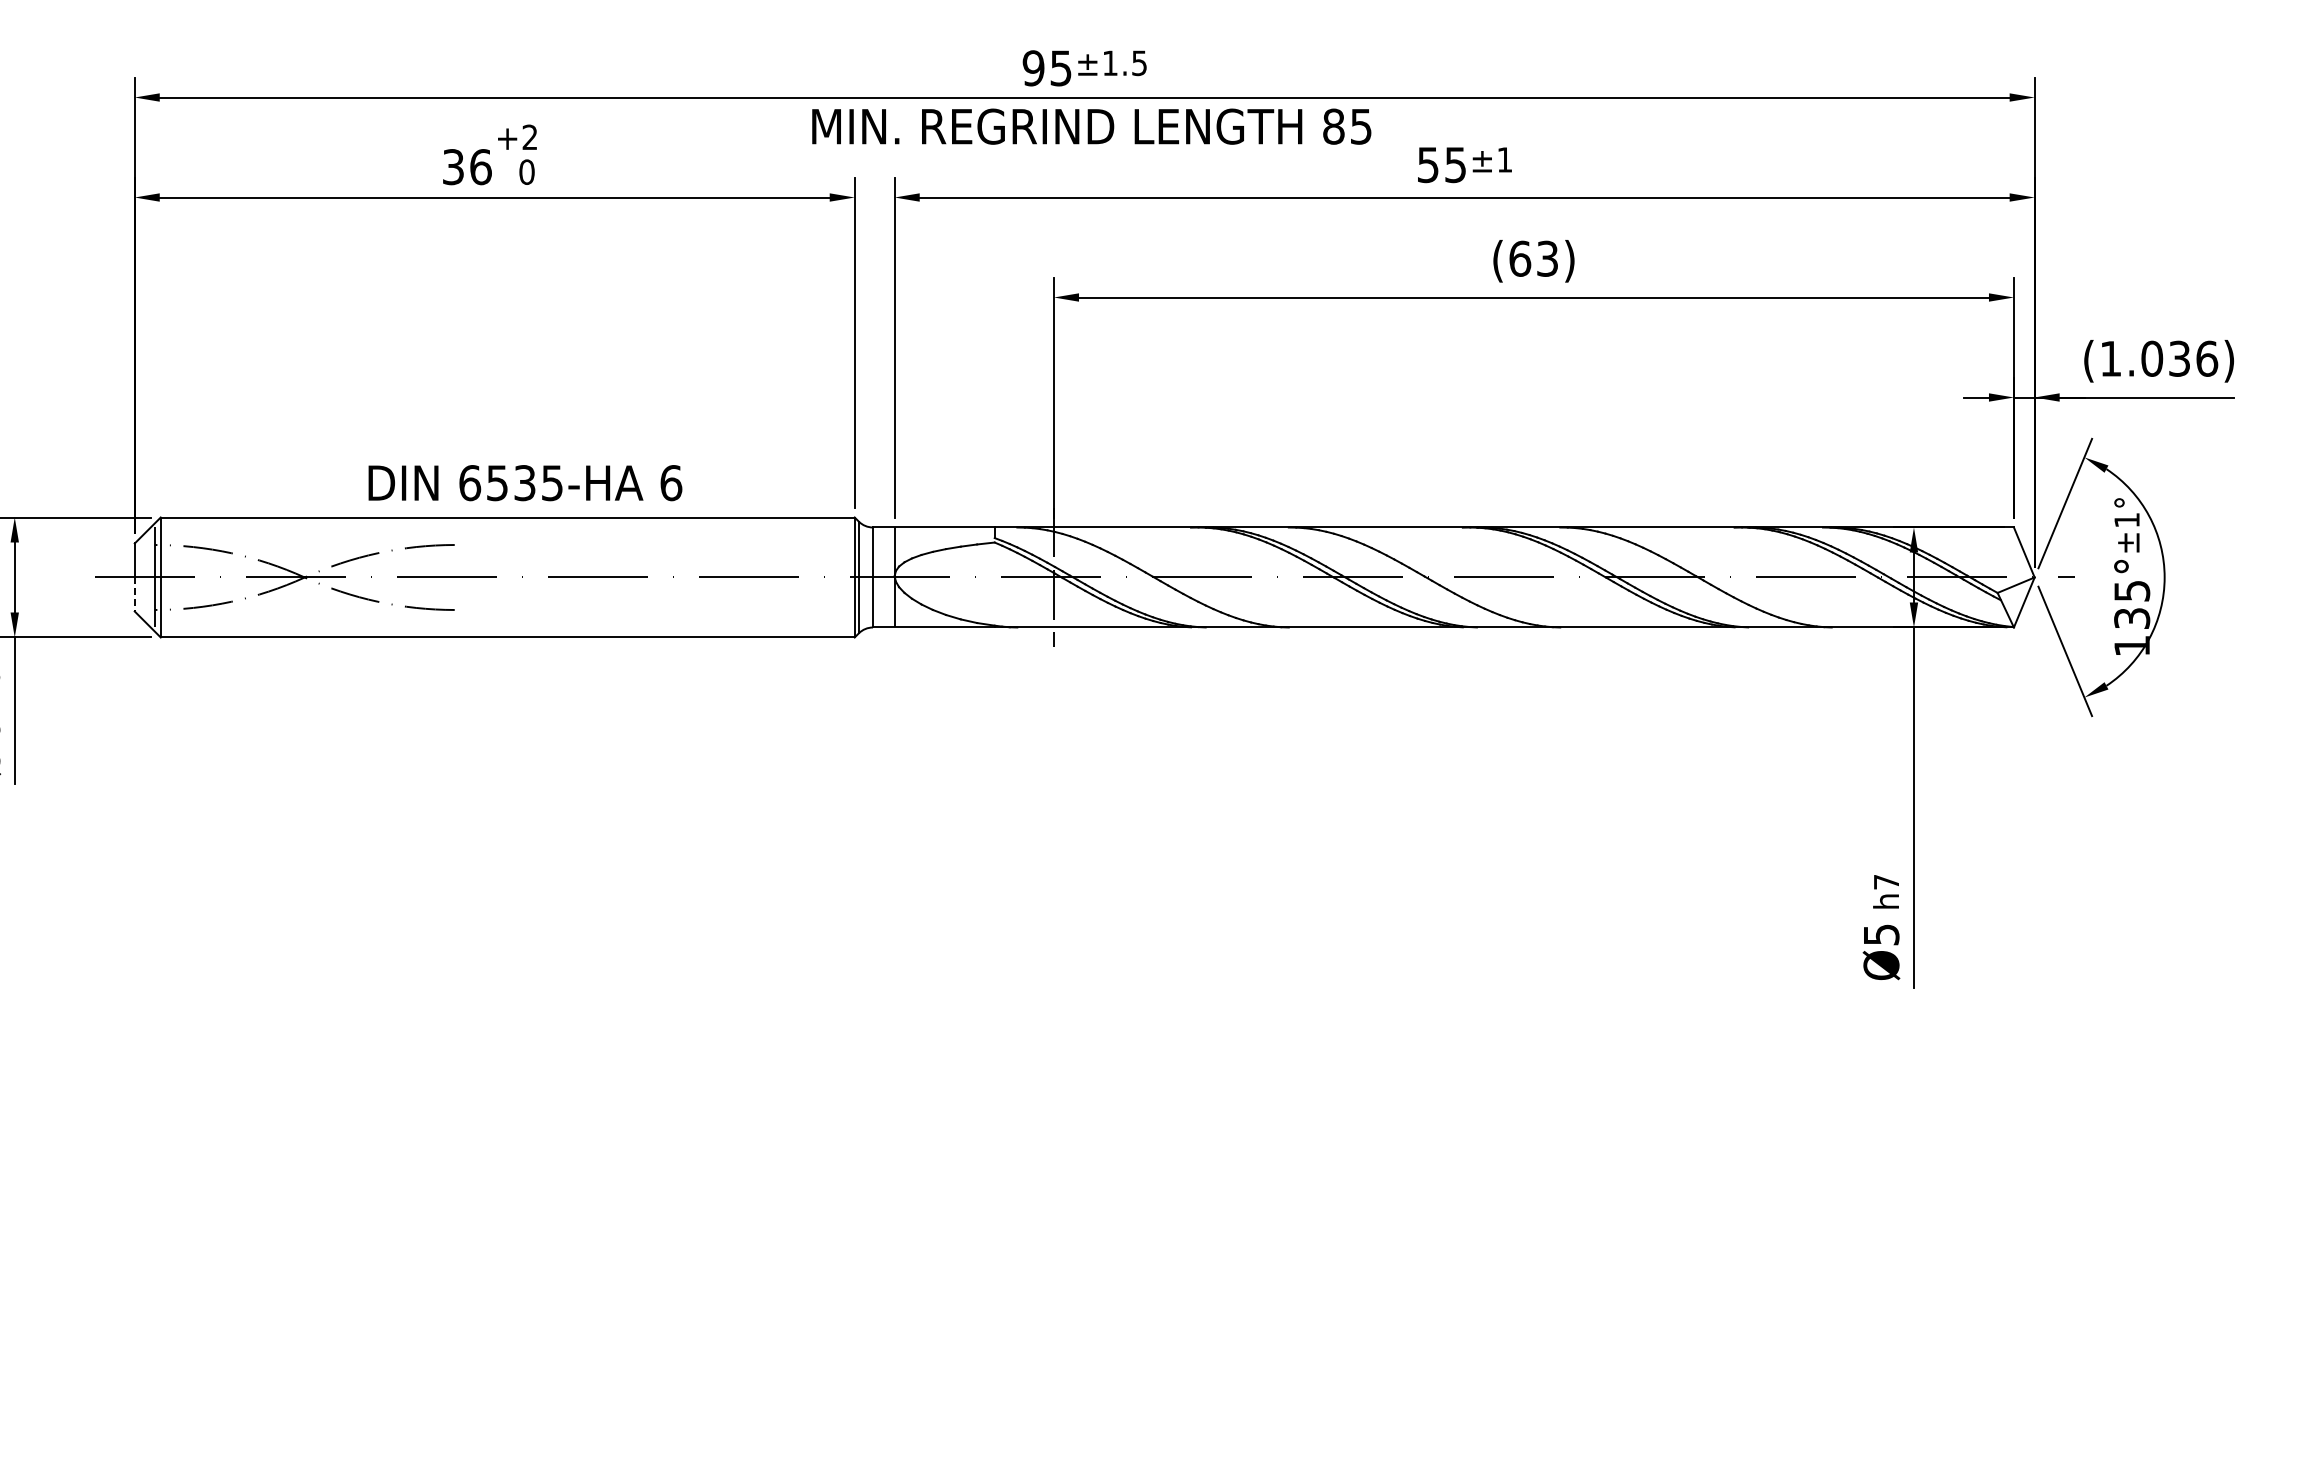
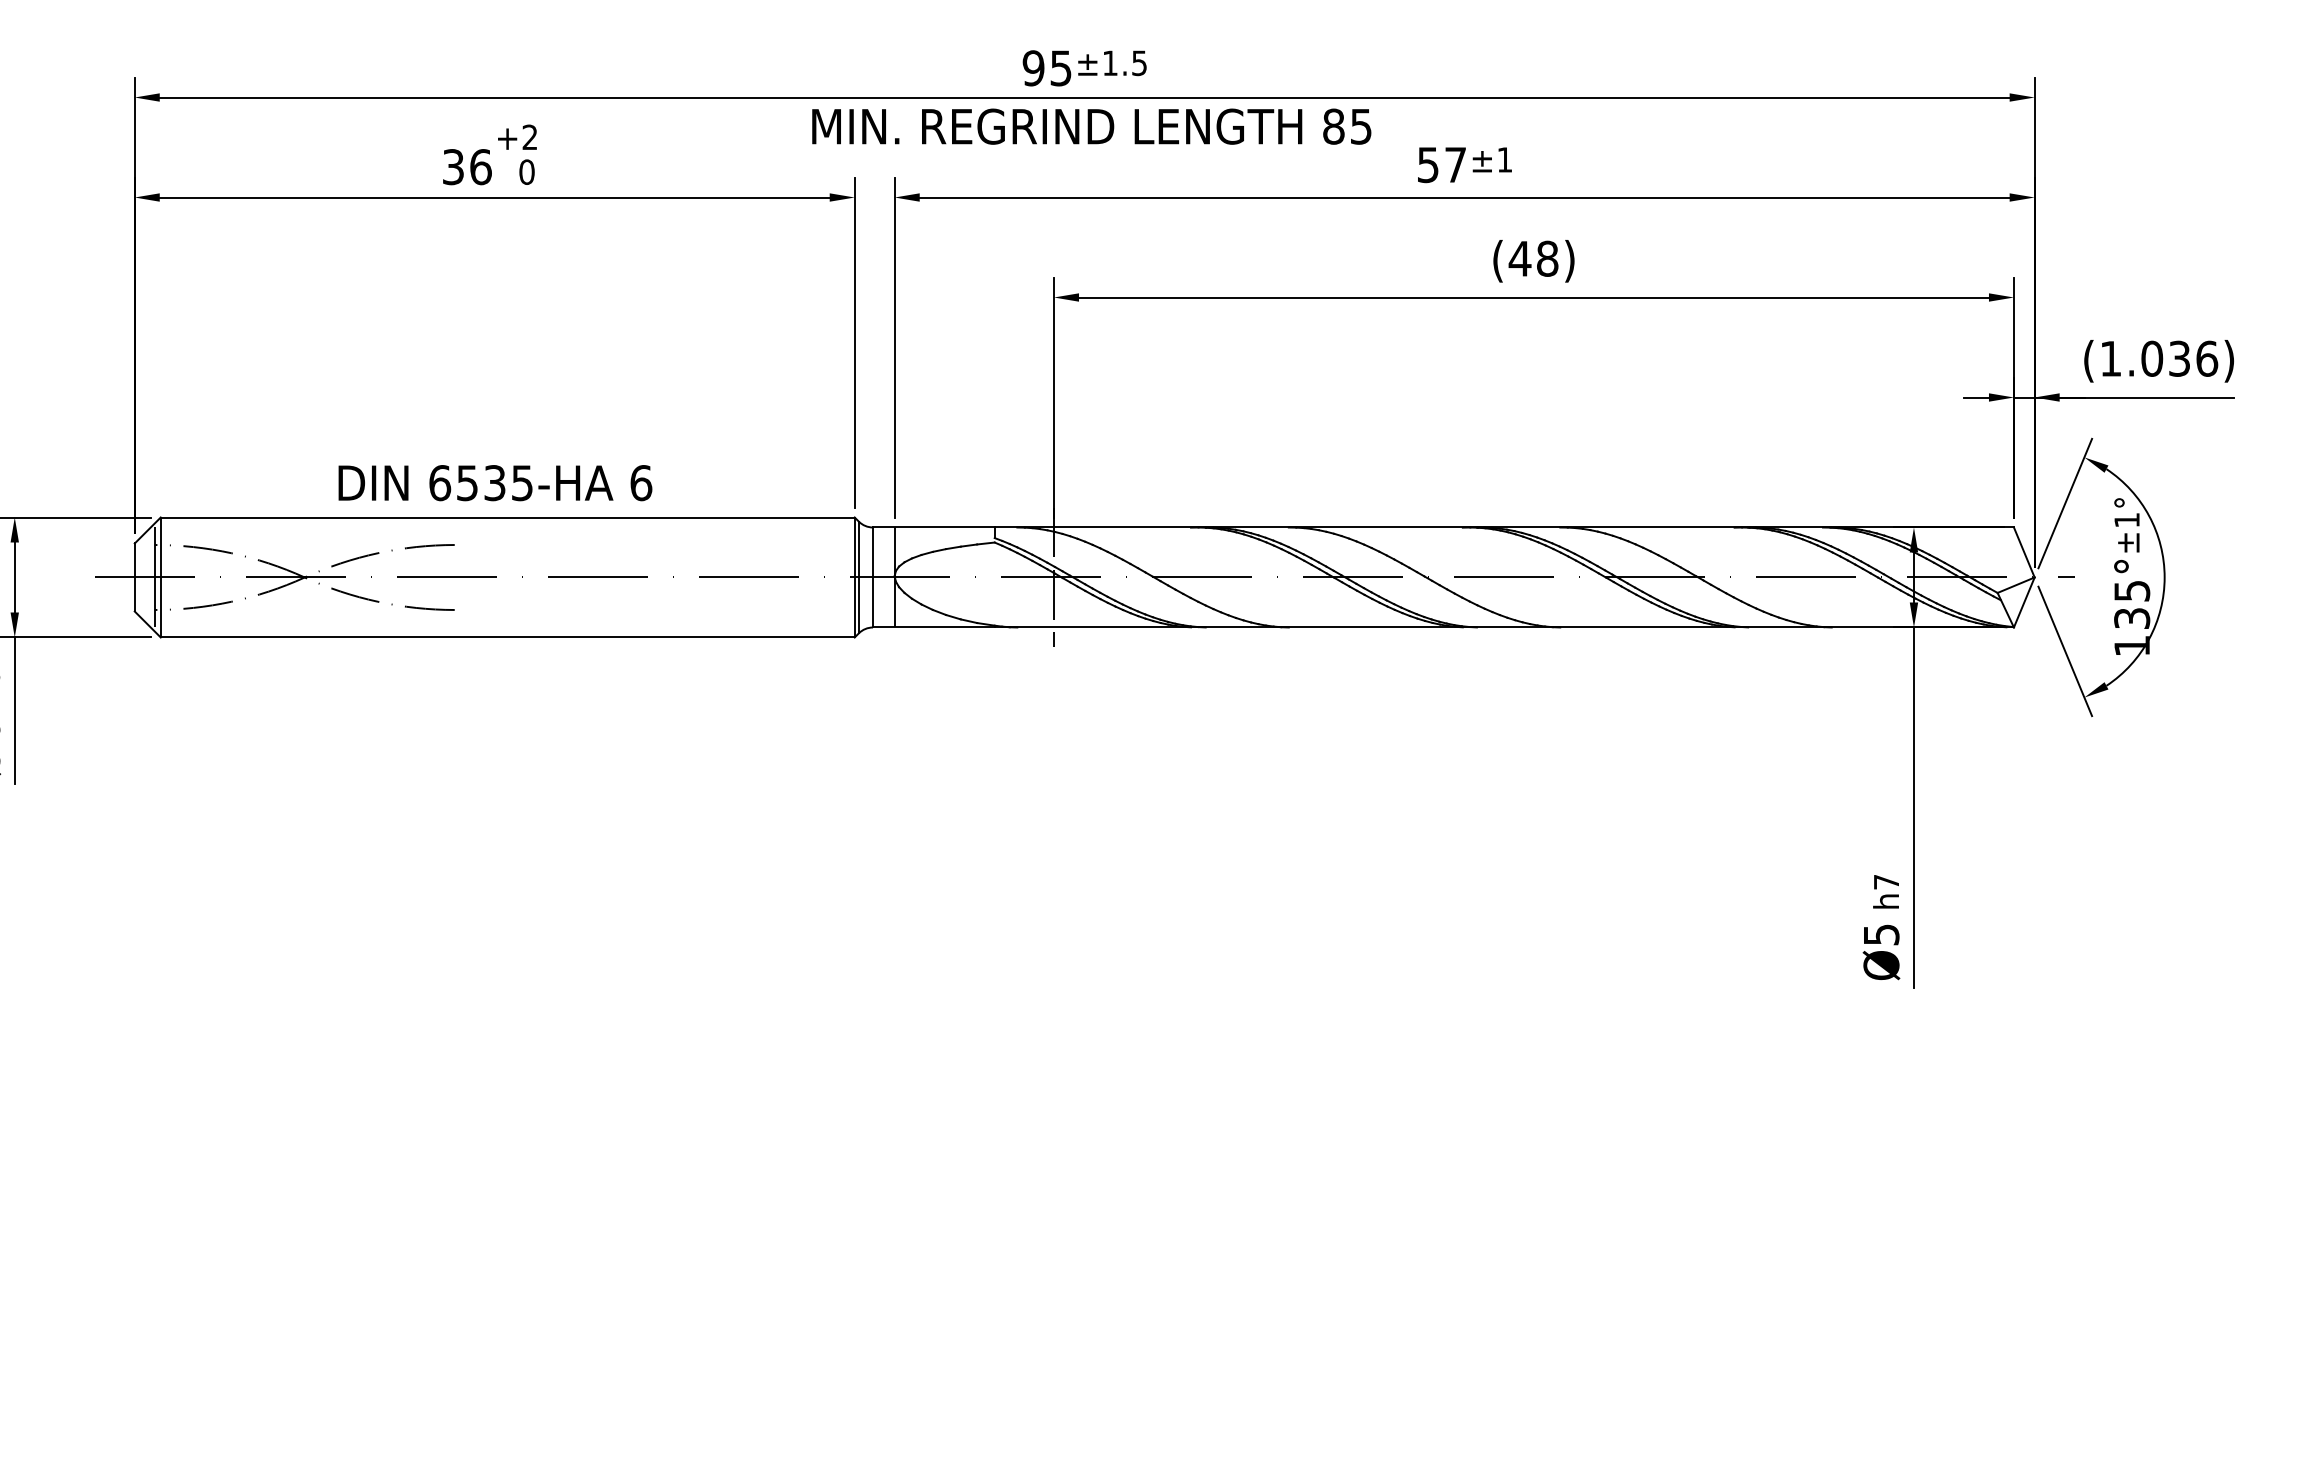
text: 55 -> 57 (1455, 165)
text: (63) -> (48) (1533, 258)
text position: (525, 483) -> (495, 483) (495, 483)
line: dashed -> solid (134, 594)
